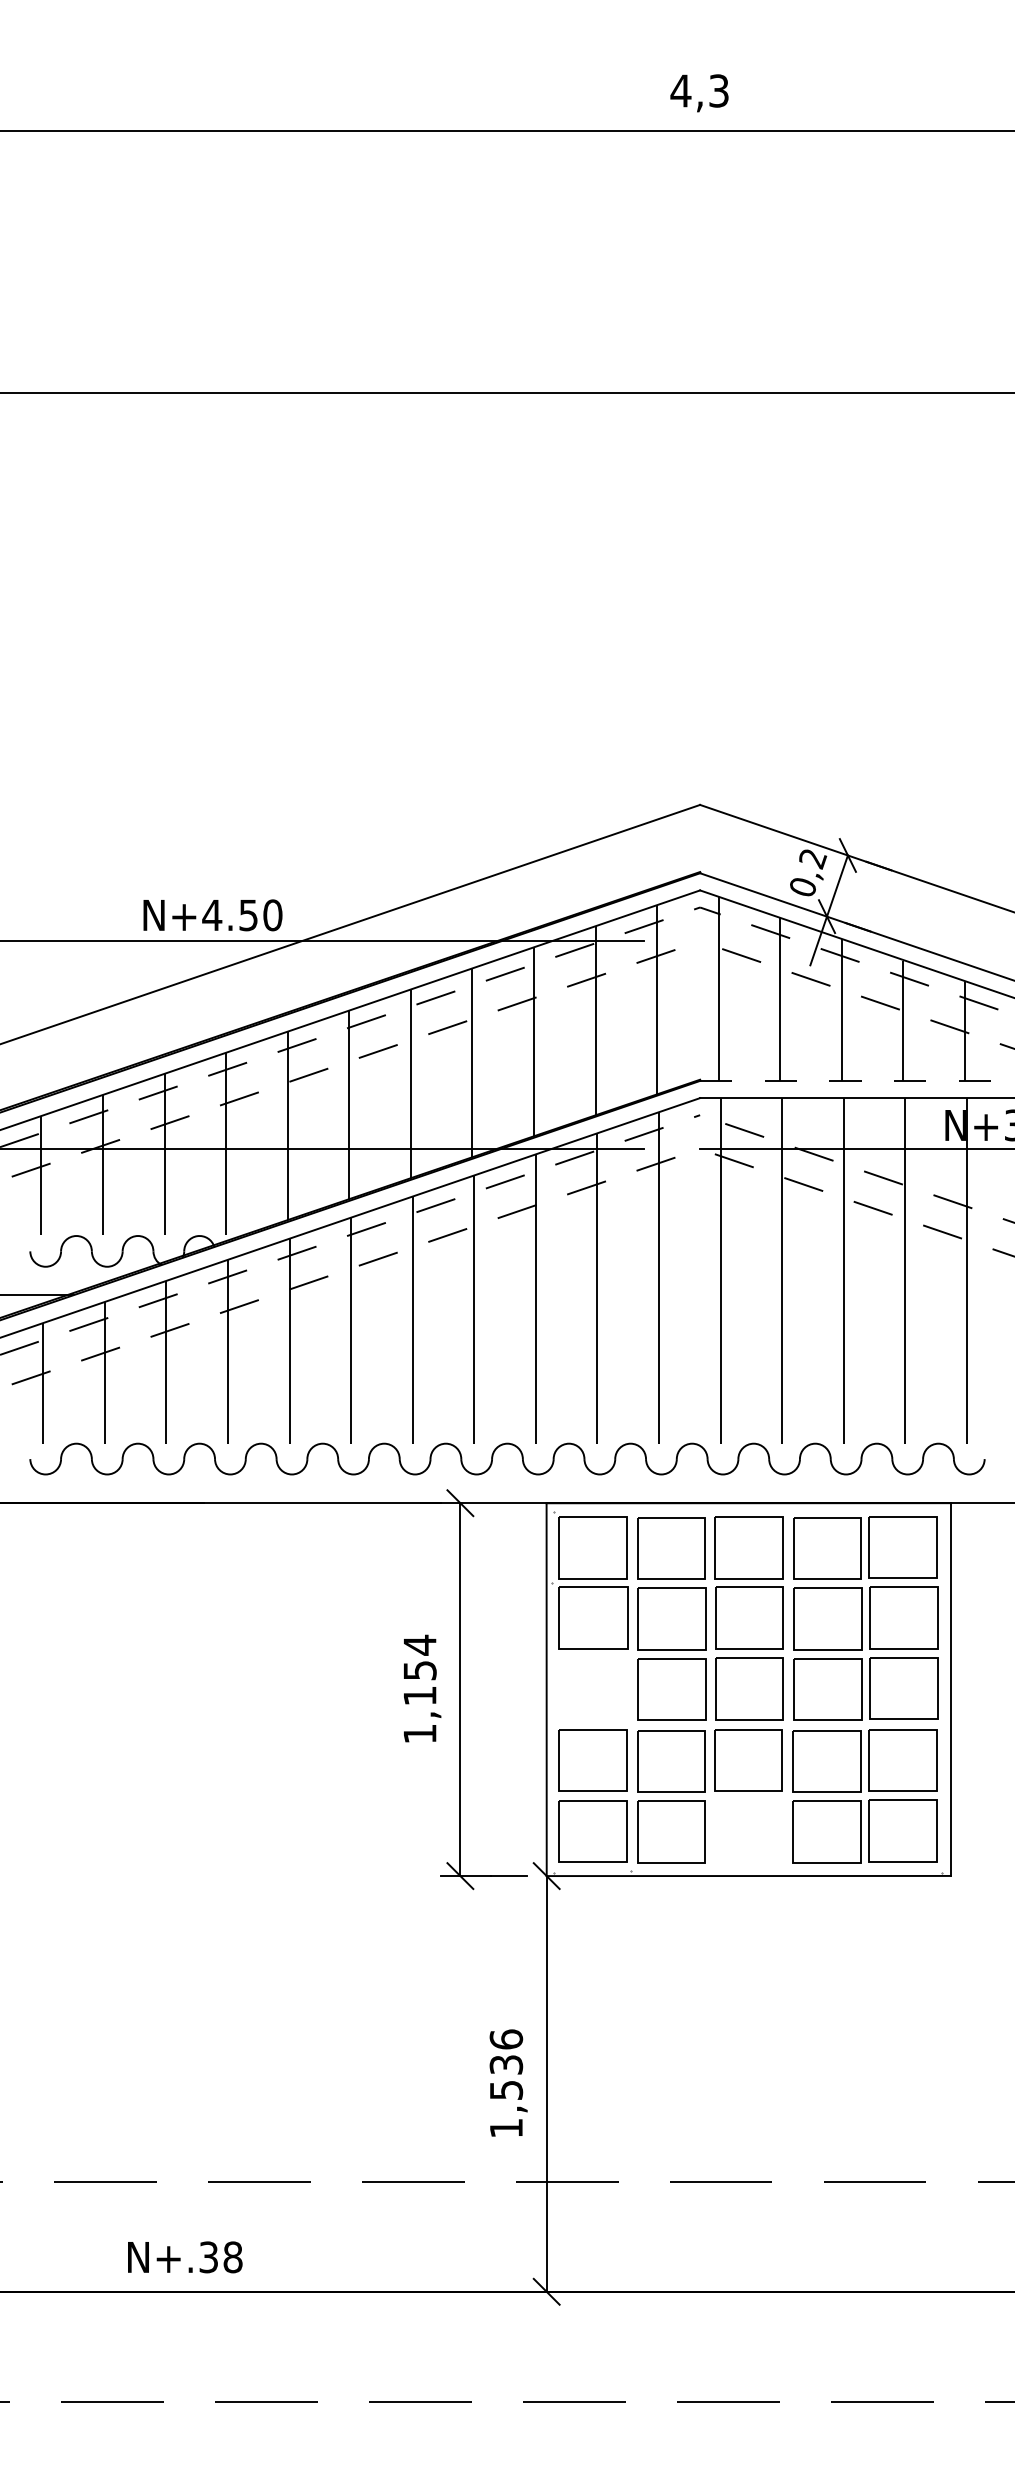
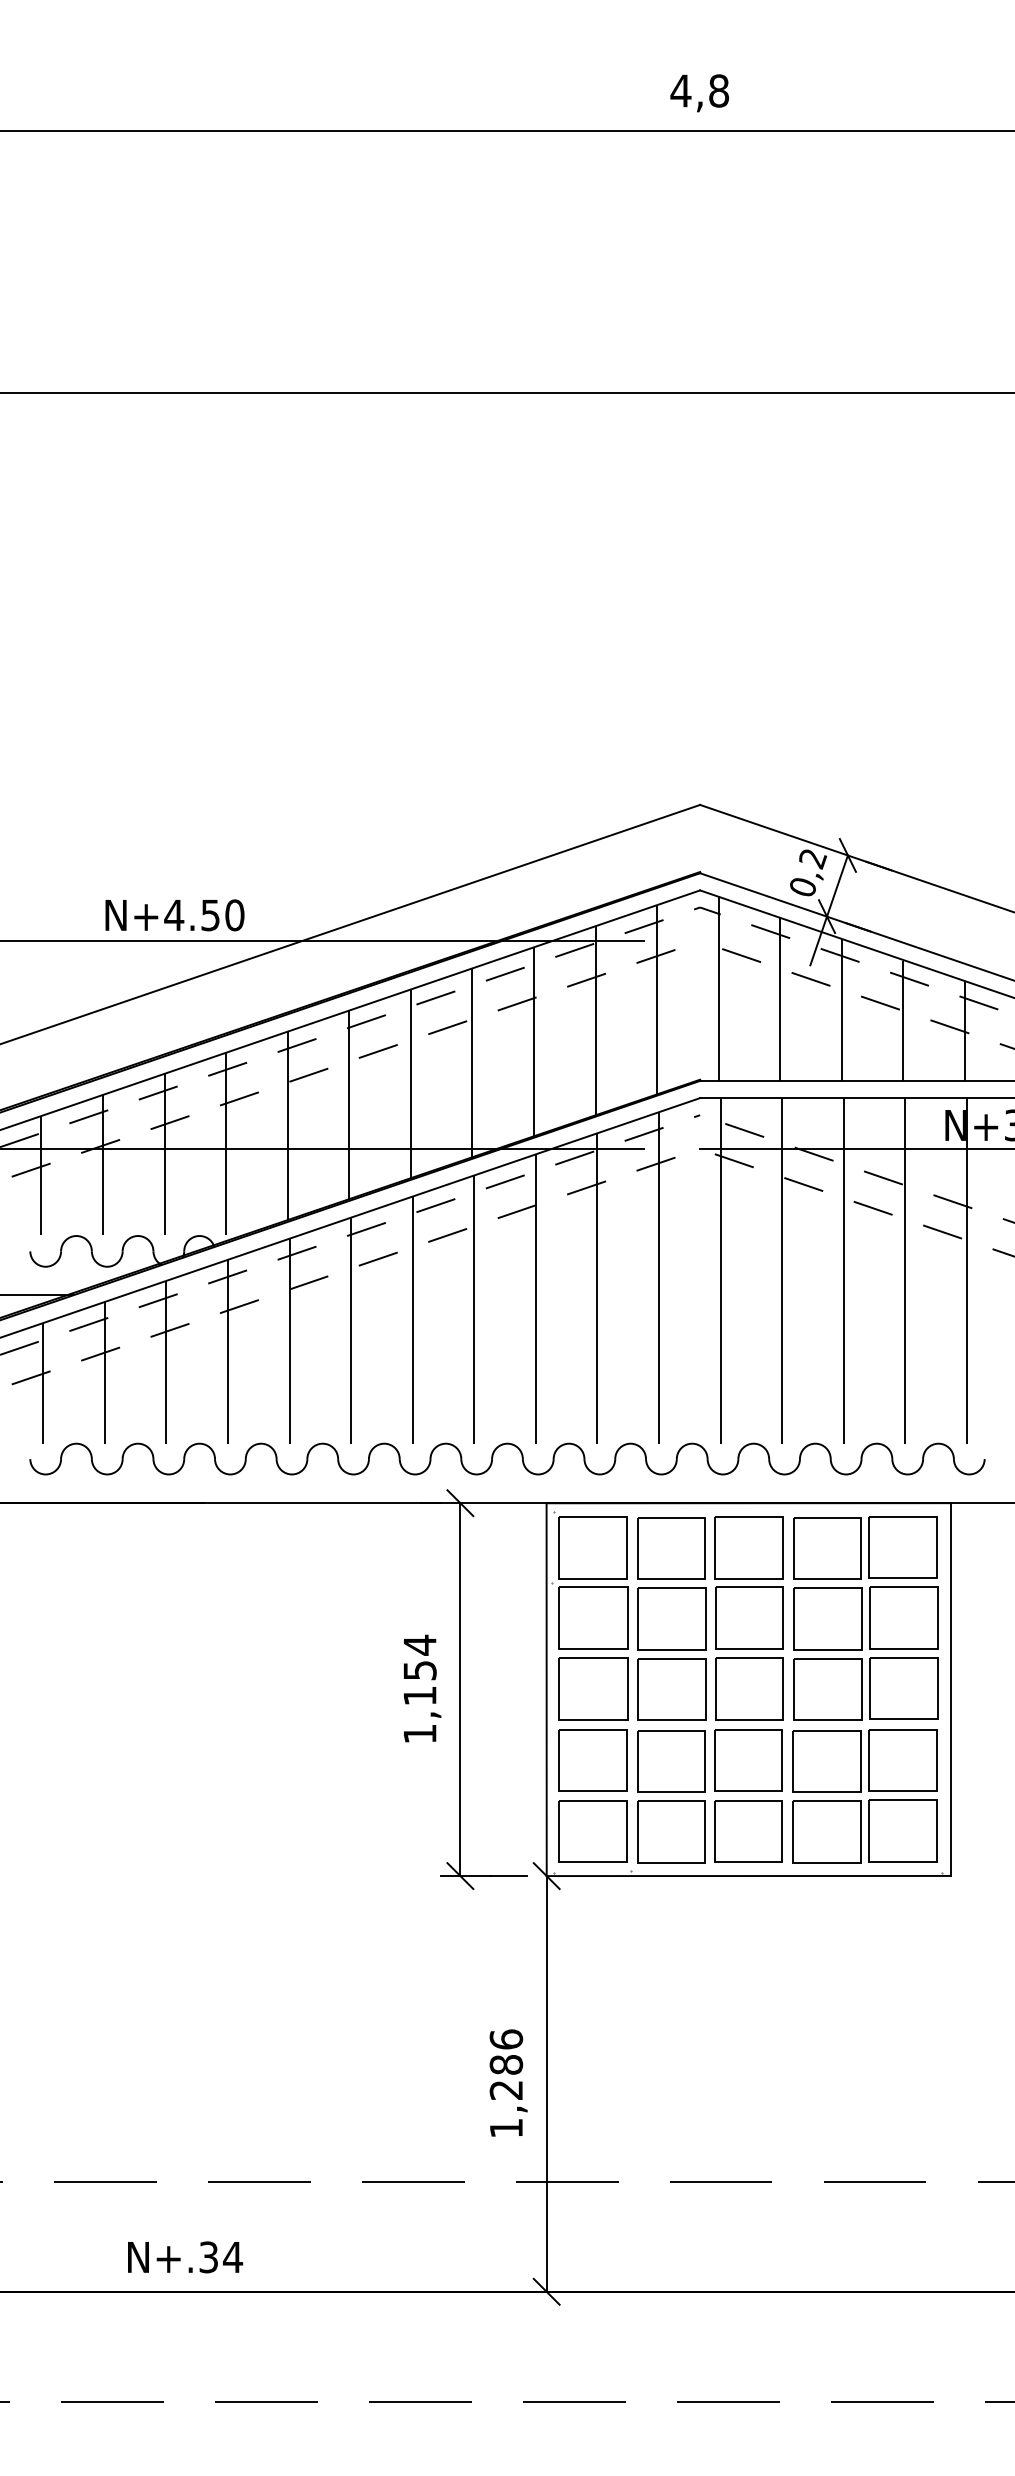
text: 4,3 -> 4,8 (719, 90)
text position: (212, 915) -> (174, 915) (174, 915)
line: dashed -> solid (858, 1080)
part: none -> present (593, 1688)
part: none -> present (748, 1831)
text: 1,536 -> 1,286 (506, 2077)
text: N+.38 -> N+.34 (232, 2257)
